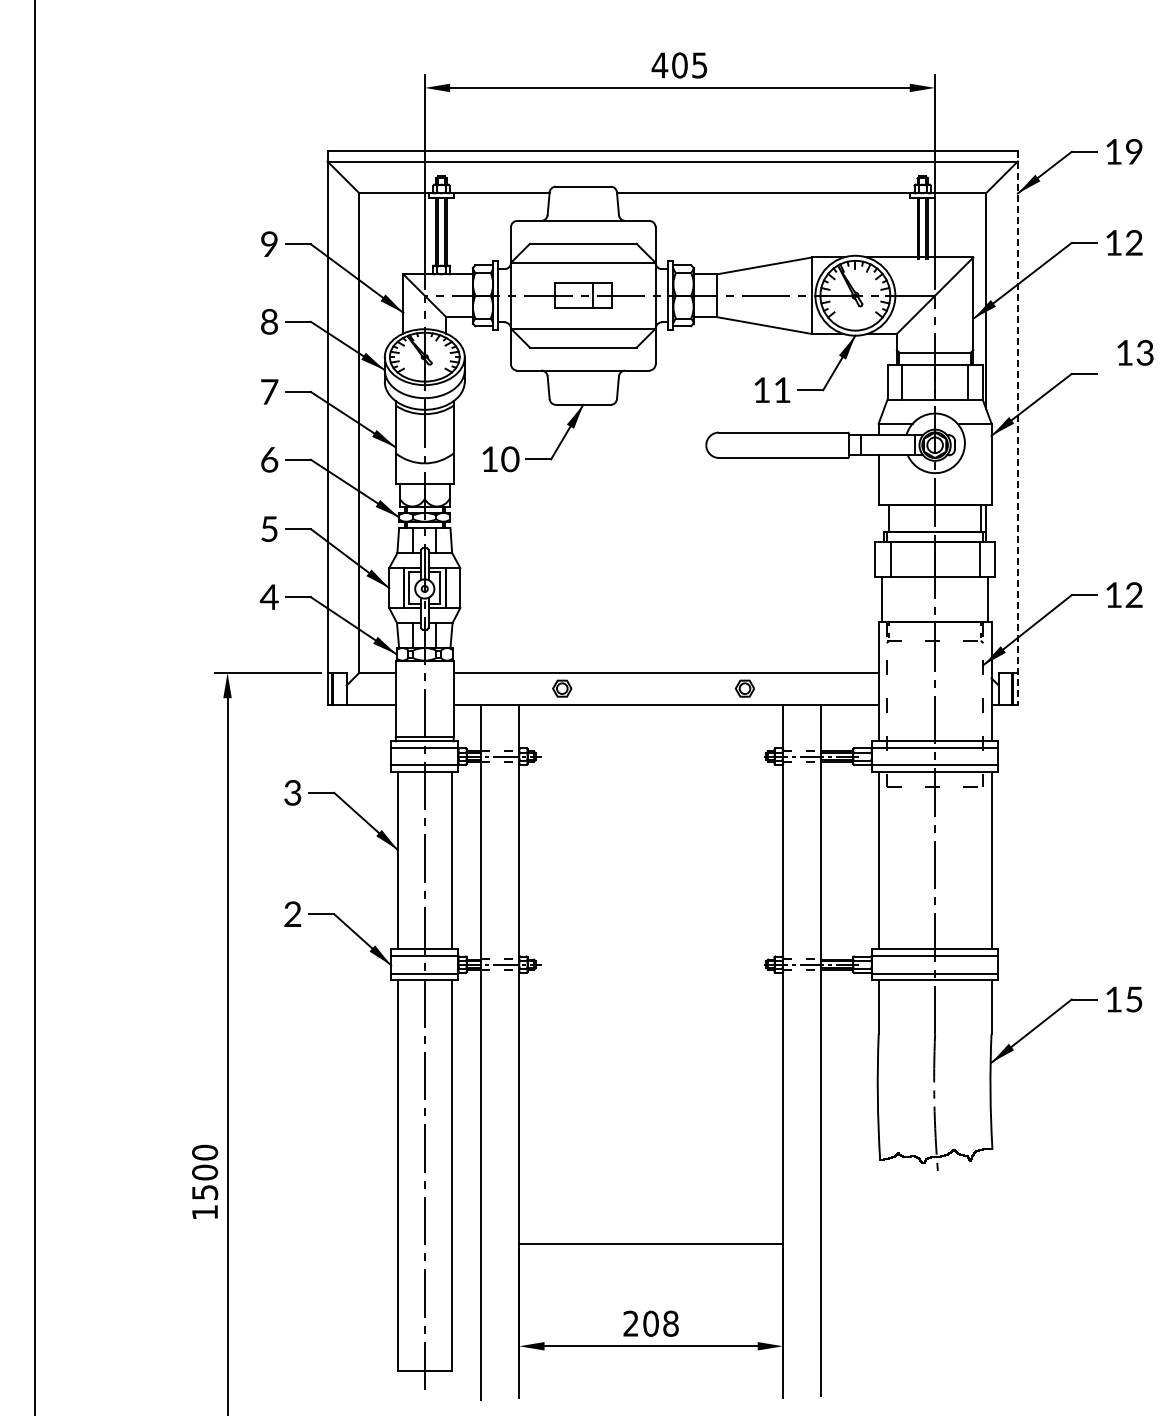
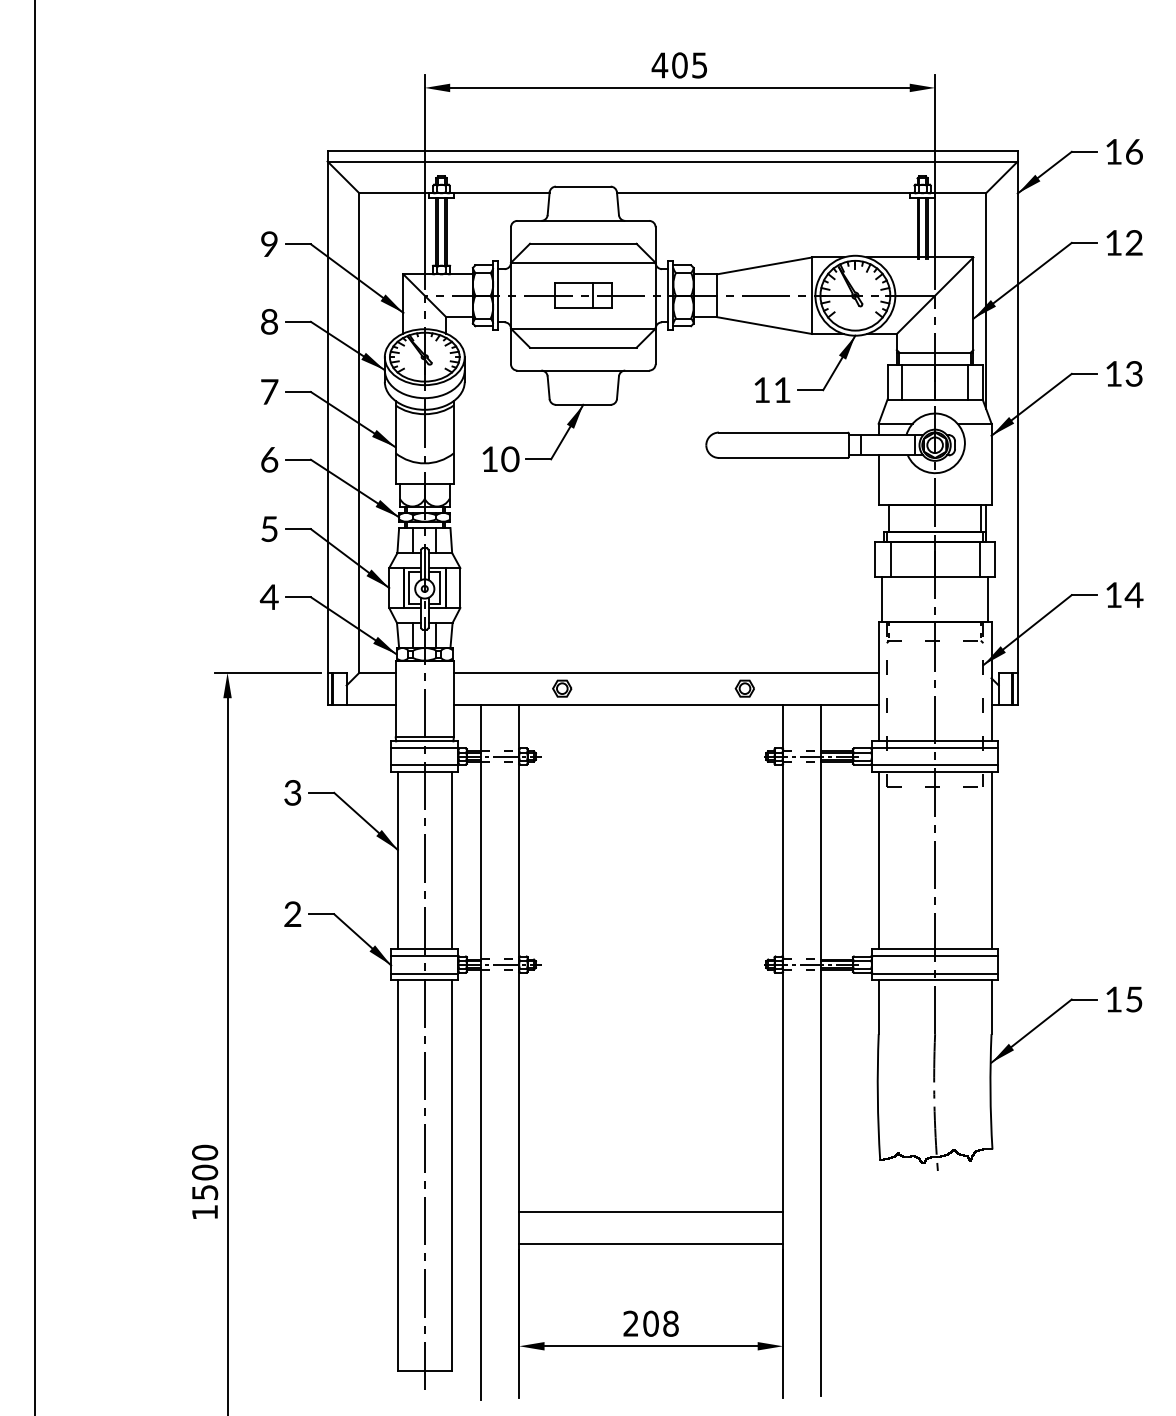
text: 19 -> 16 (1134, 151)
text position: (1135, 352) -> (1124, 373) (1124, 373)
line: dashed -> solid (1017, 427)
text: 12 -> 14 (1133, 594)
line: none -> present (651, 1212)
